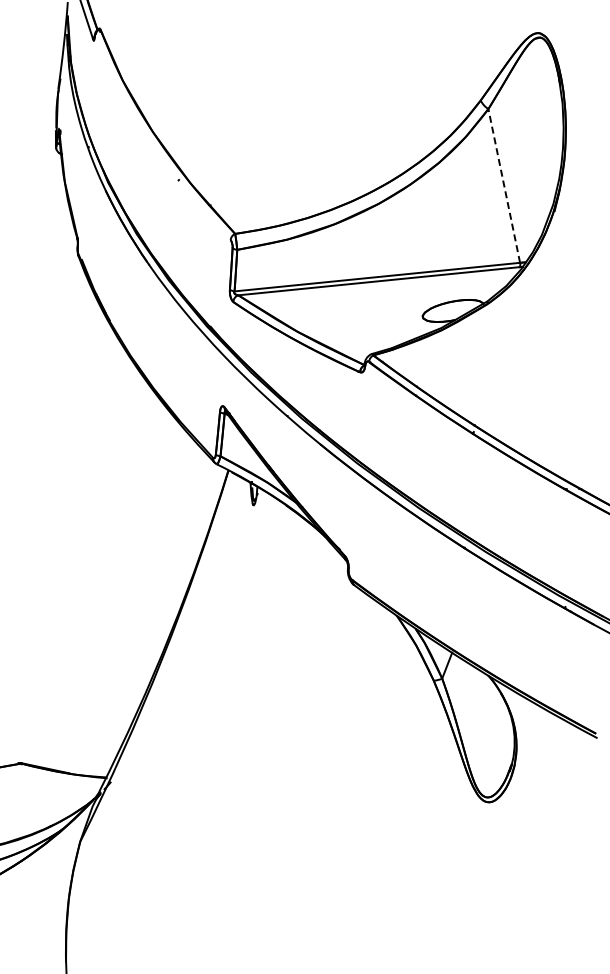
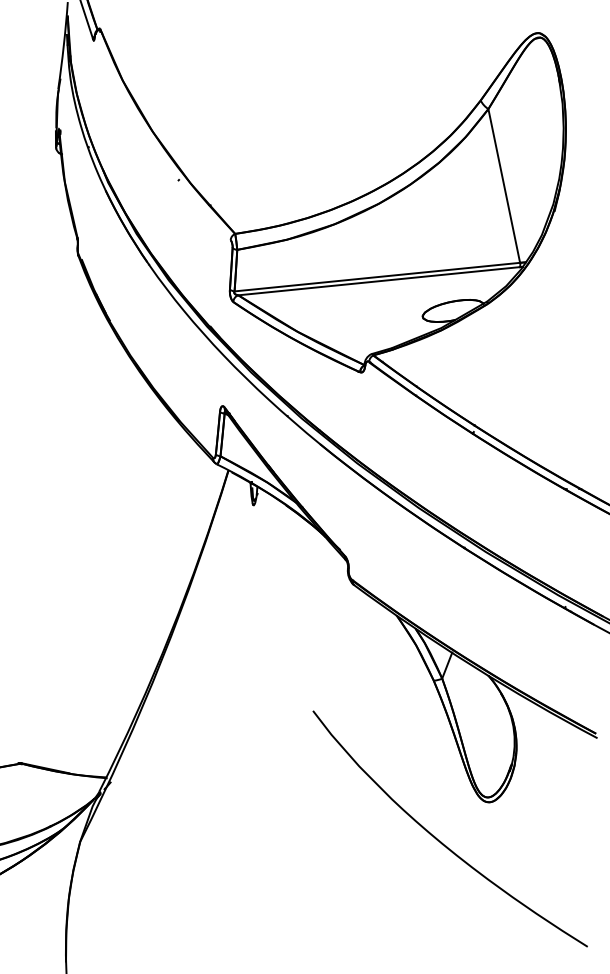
line: dashed -> solid (504, 185)
curve: none -> present (441, 841)
